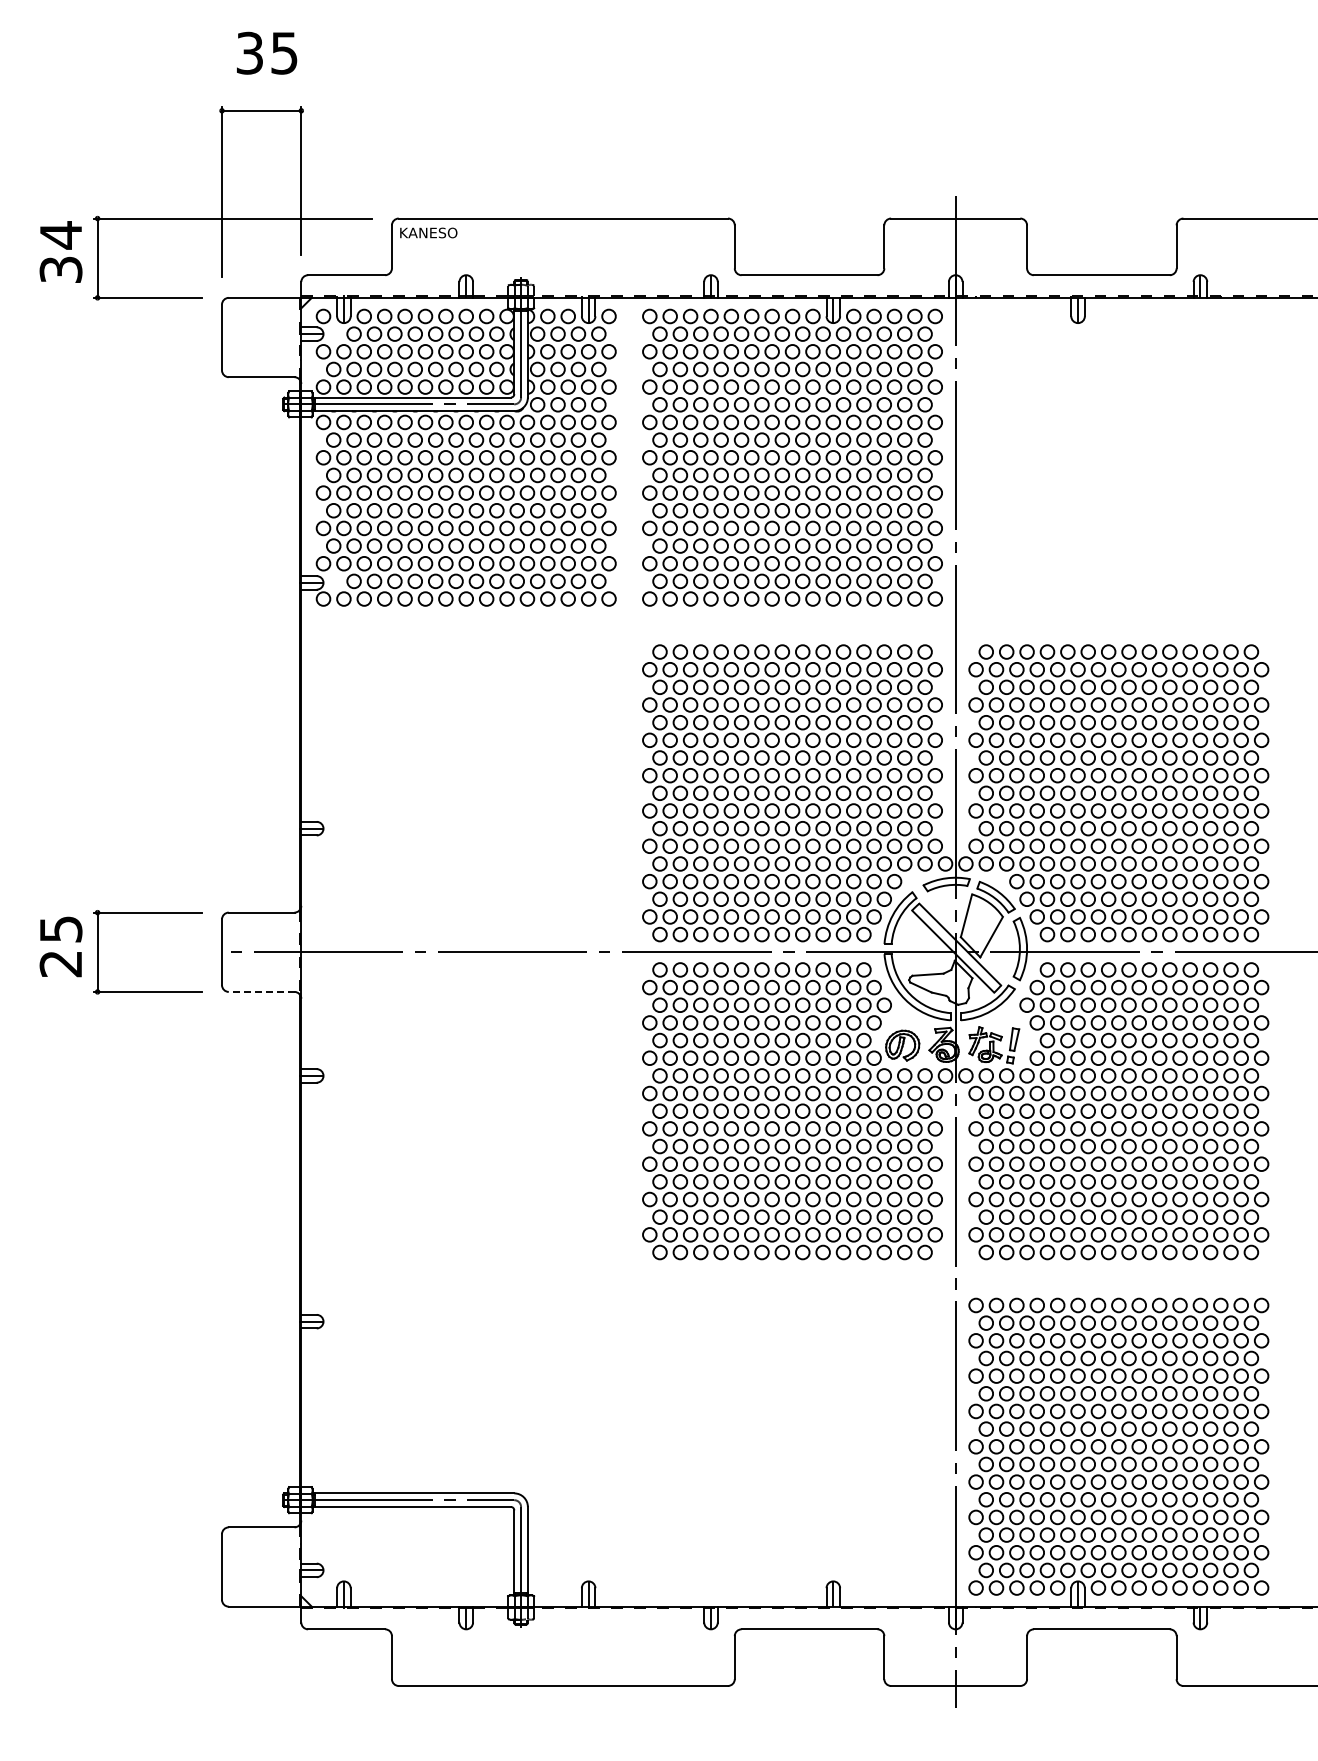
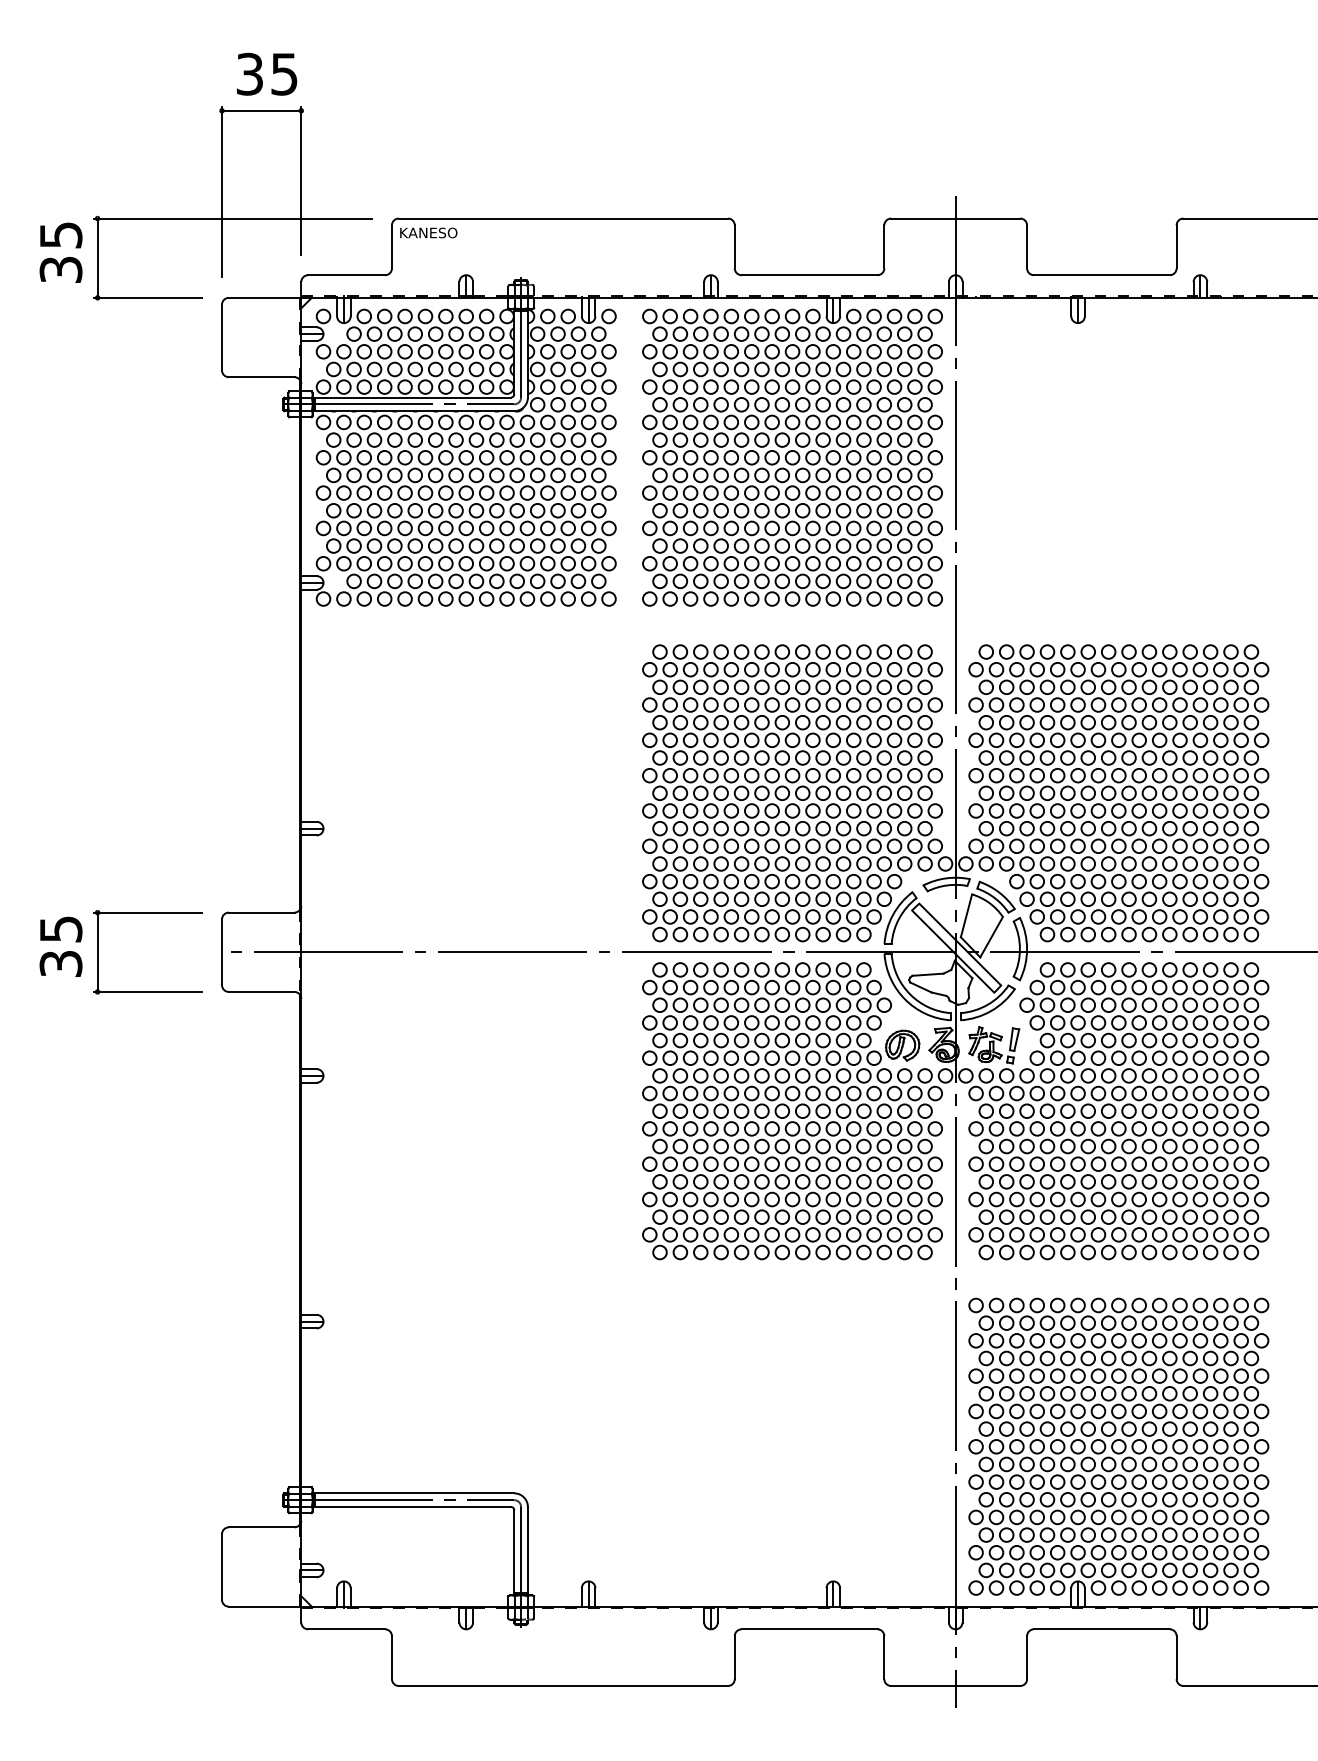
text position: (267, 52) -> (267, 73) (267, 73)
text: 34 -> 35 (61, 235)
text: 25 -> 35 (60, 964)
line: dashed -> solid (261, 991)
